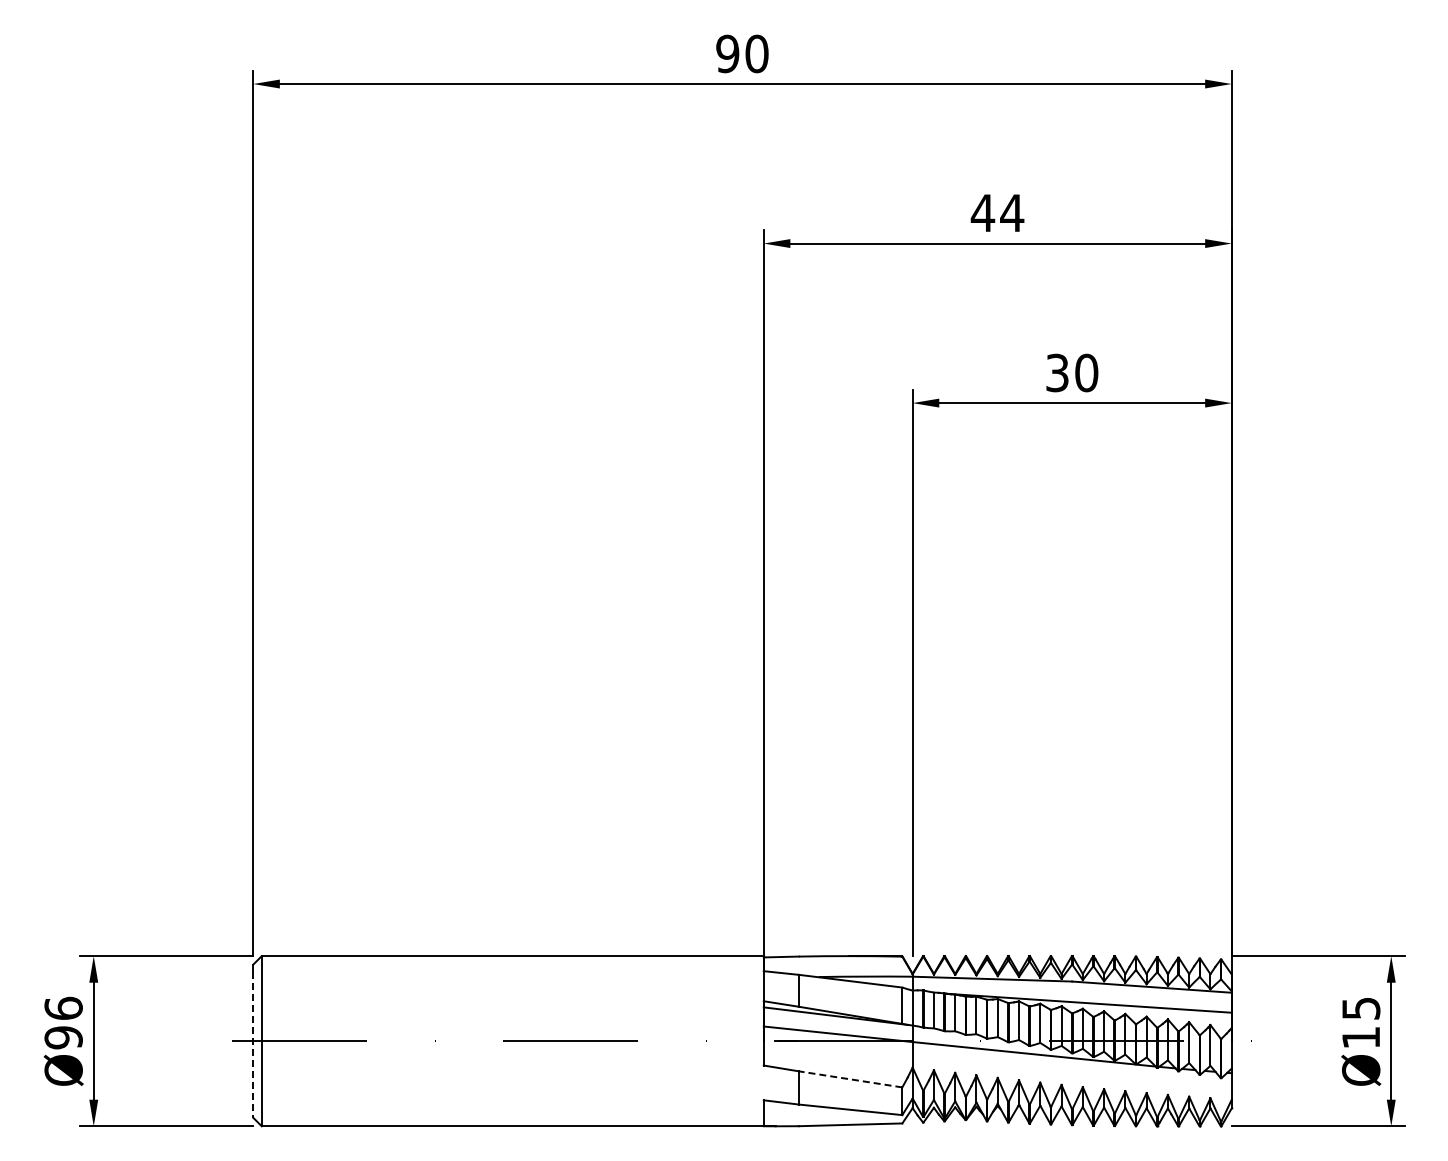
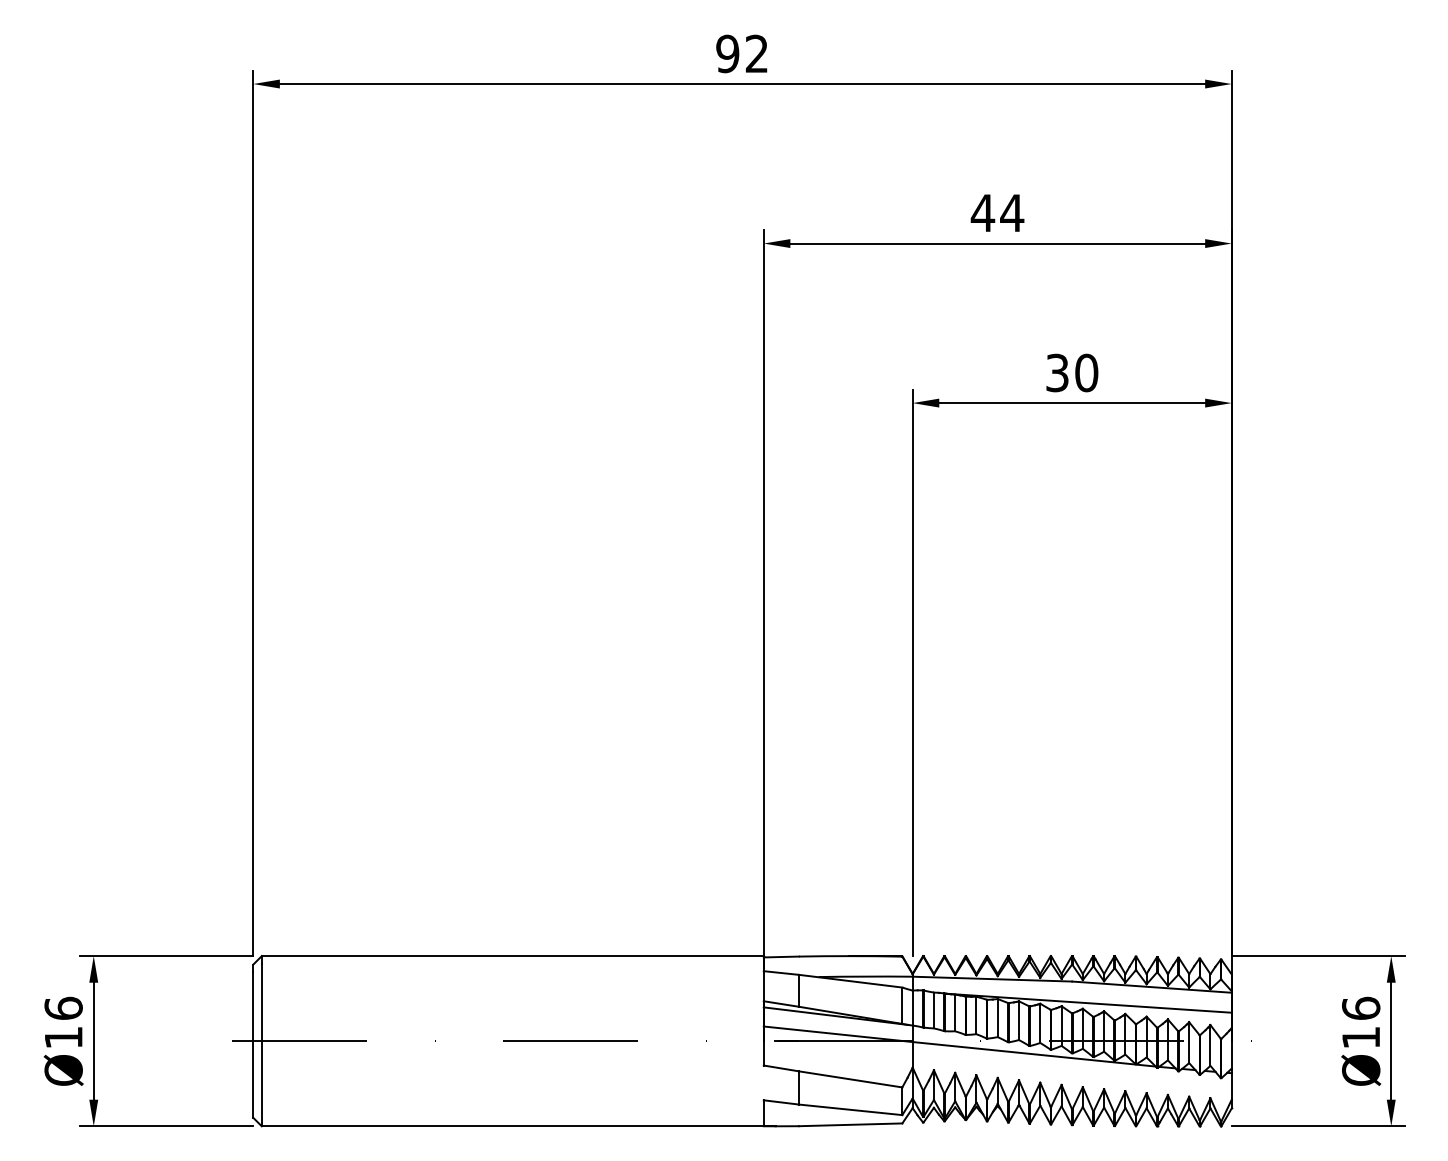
text: 90 -> 92 (756, 53)
text: Ø15 -> Ø16 (1361, 1007)
text: Ø96 -> Ø16 (63, 1037)
line: dashed -> solid (253, 1045)
line: dashed -> solid (850, 1079)
